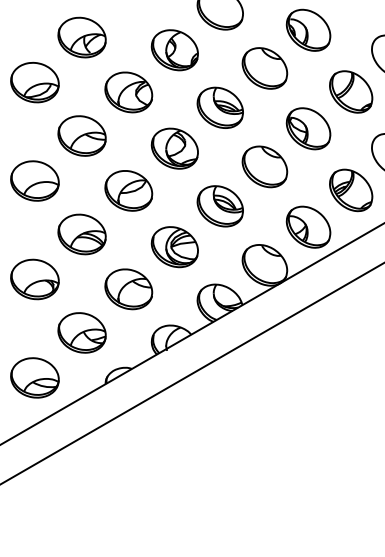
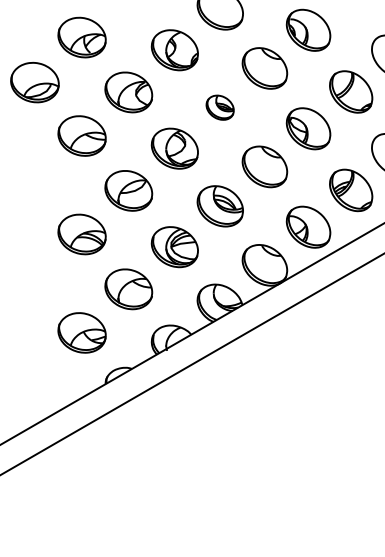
part size: 48x43 px -> 30x27 px (219, 107)
part: present -> none (34, 180)
part: present -> none (34, 279)
line position: (191, 373) -> (191, 364) (191, 364)
part: present -> none (34, 377)
